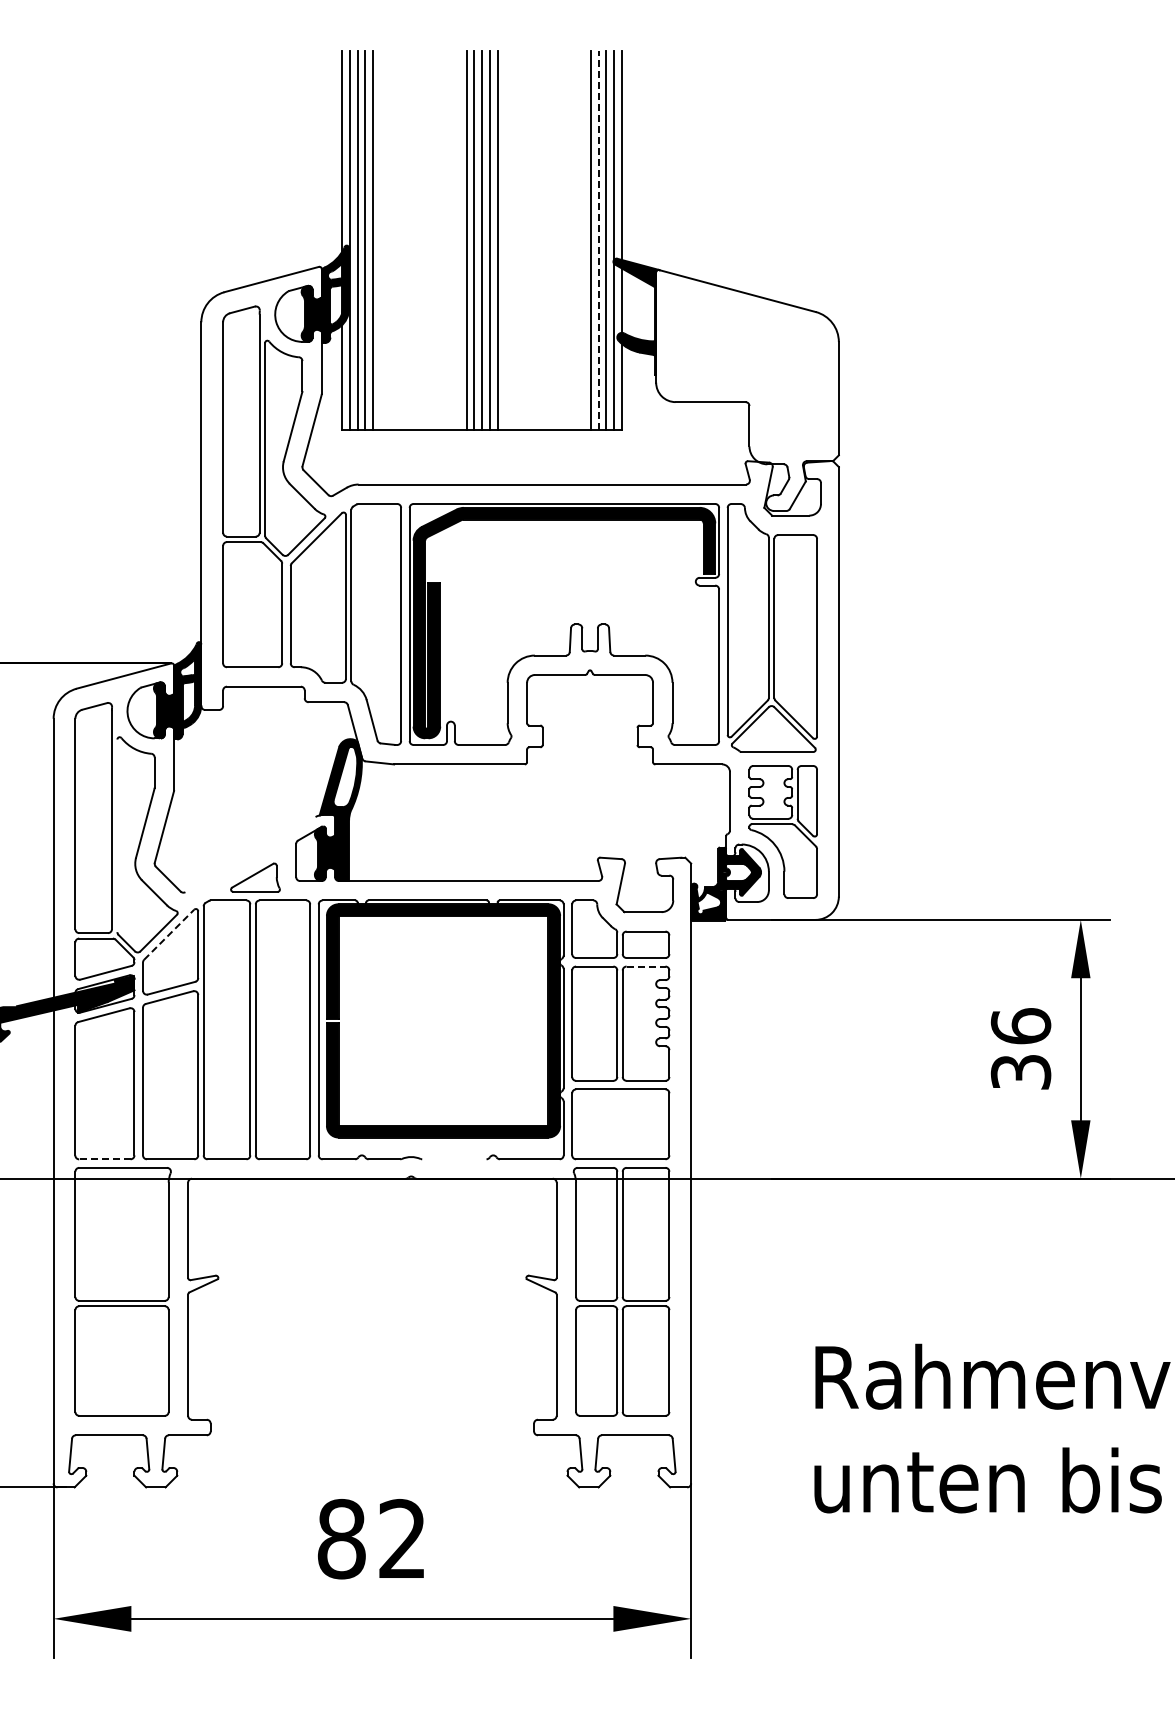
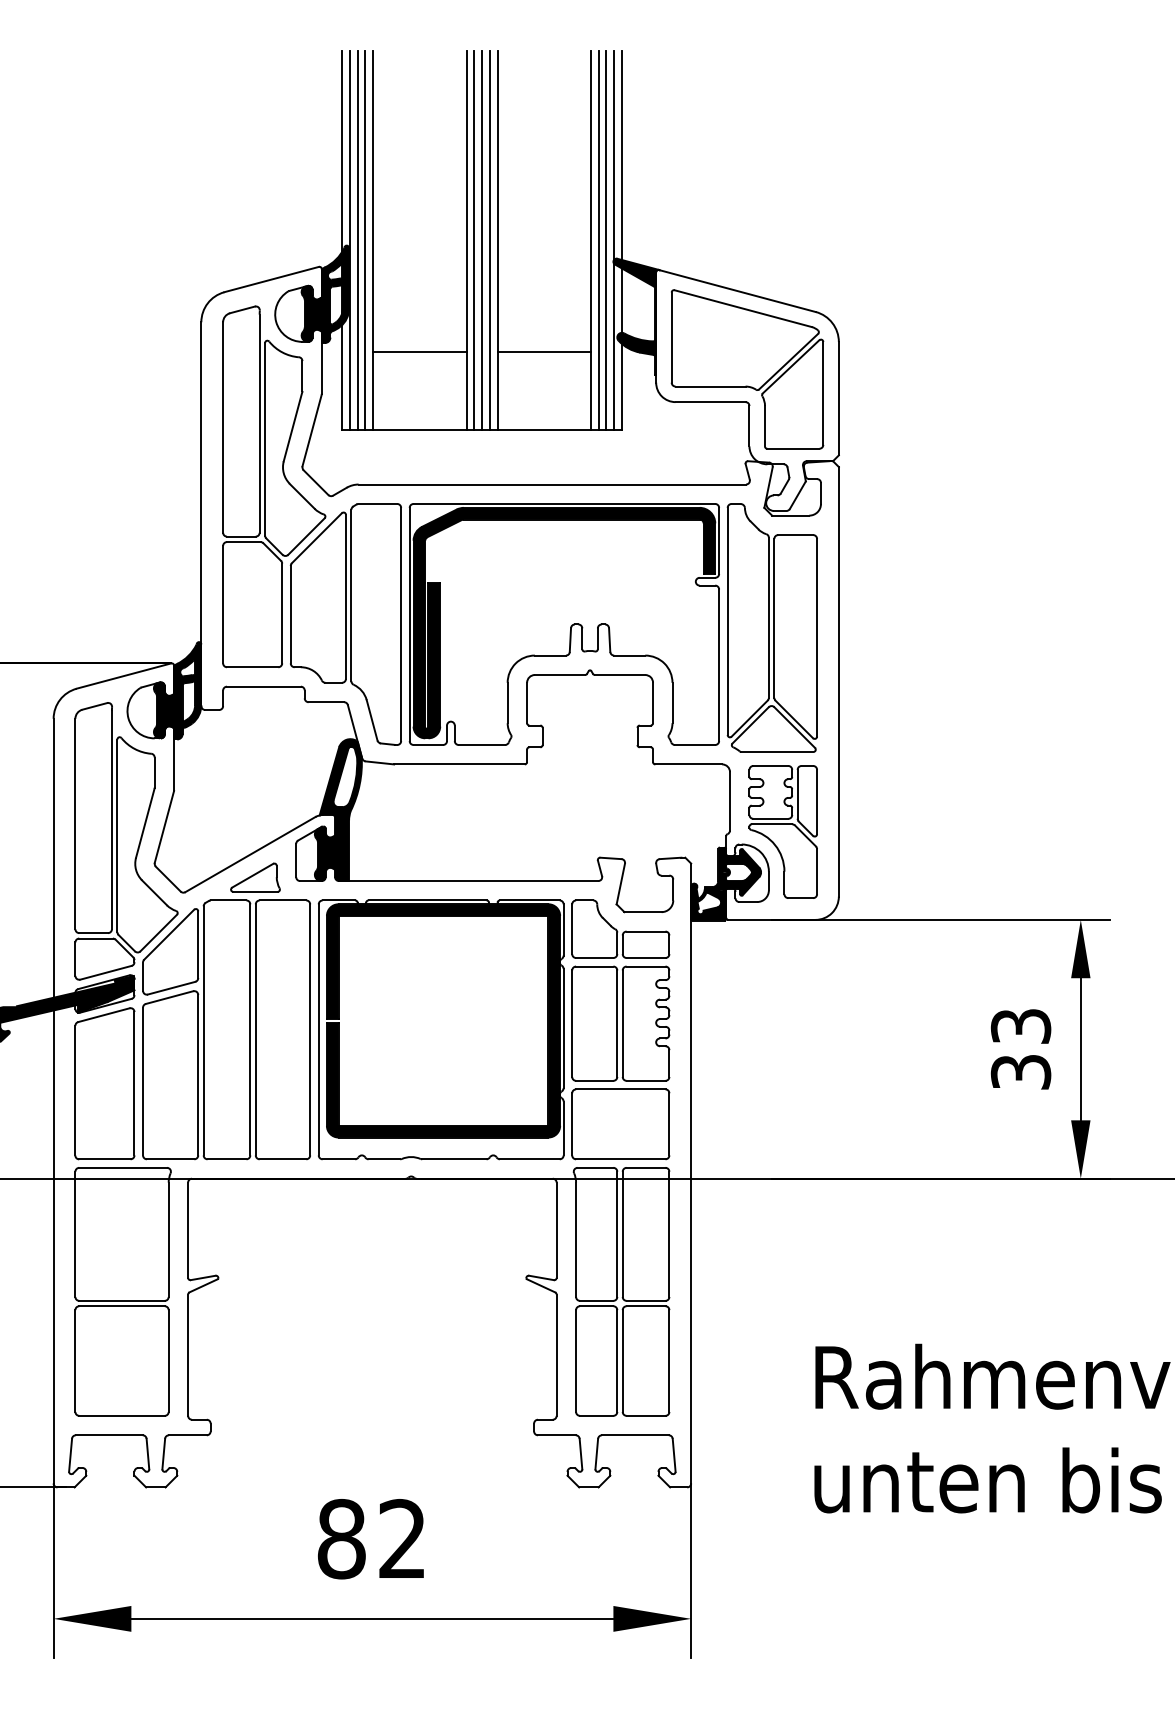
line: dashed -> solid (598, 240)
line: none -> present (419, 352)
line: none -> present (543, 352)
part: none -> present (747, 369)
line: none -> present (117, 835)
line: none -> present (250, 854)
line: dashed -> solid (169, 934)
line: dashed -> solid (646, 966)
text: 36 -> 33 (1020, 1026)
line: dashed -> solid (104, 1159)
line: none -> present (454, 1159)
